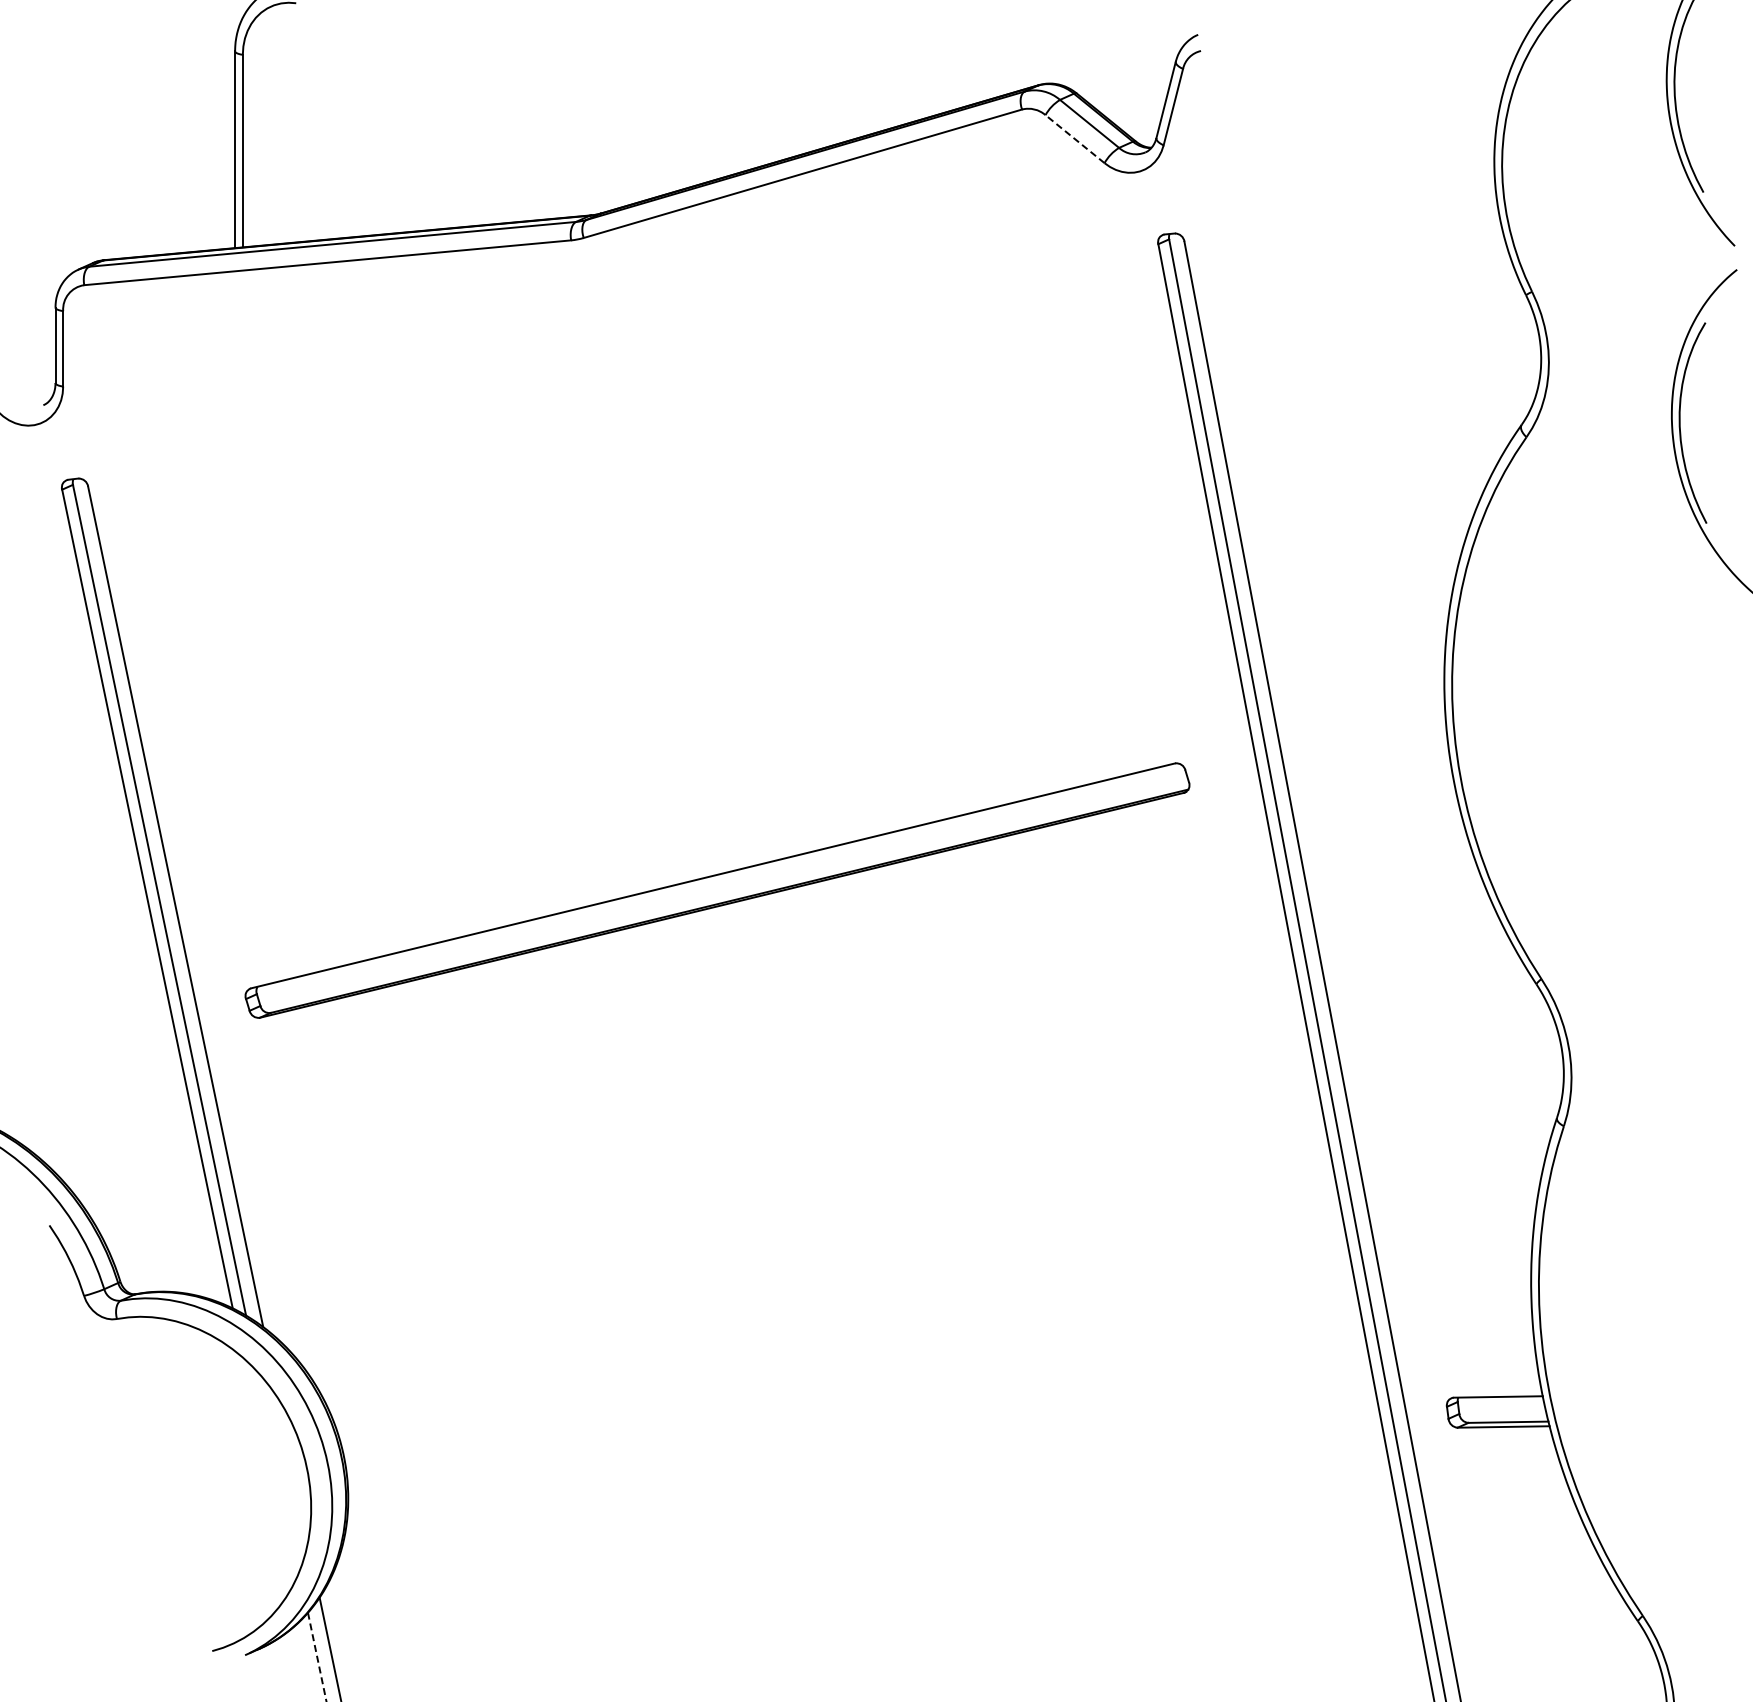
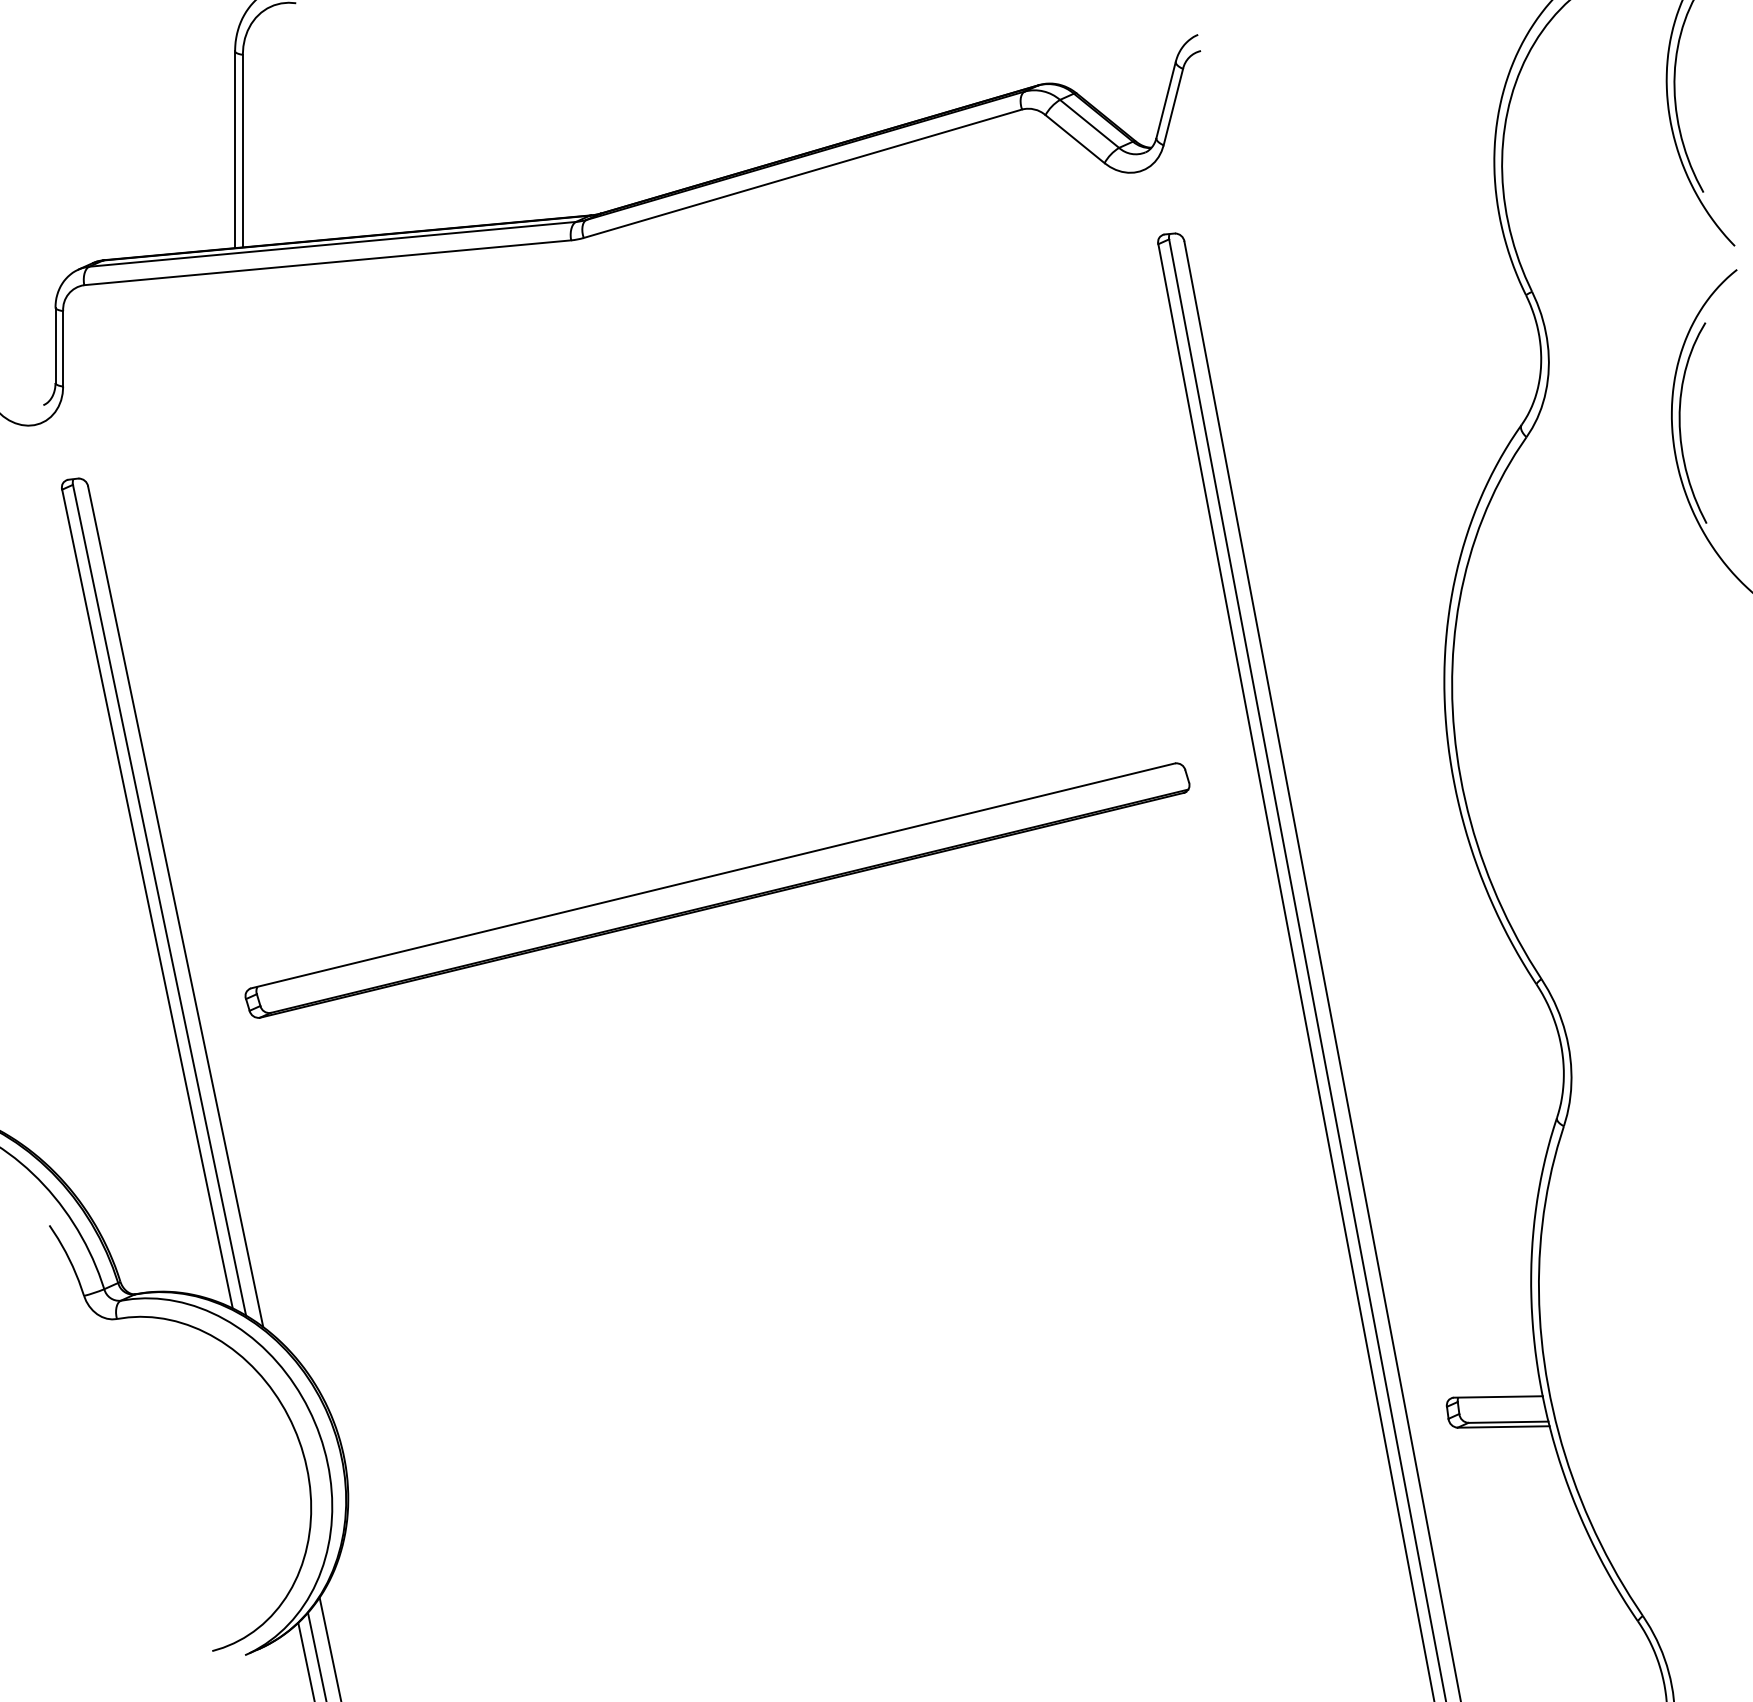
line: dashed -> solid (1074, 138)
line: dashed -> solid (317, 1657)
line: none -> present (306, 1660)
